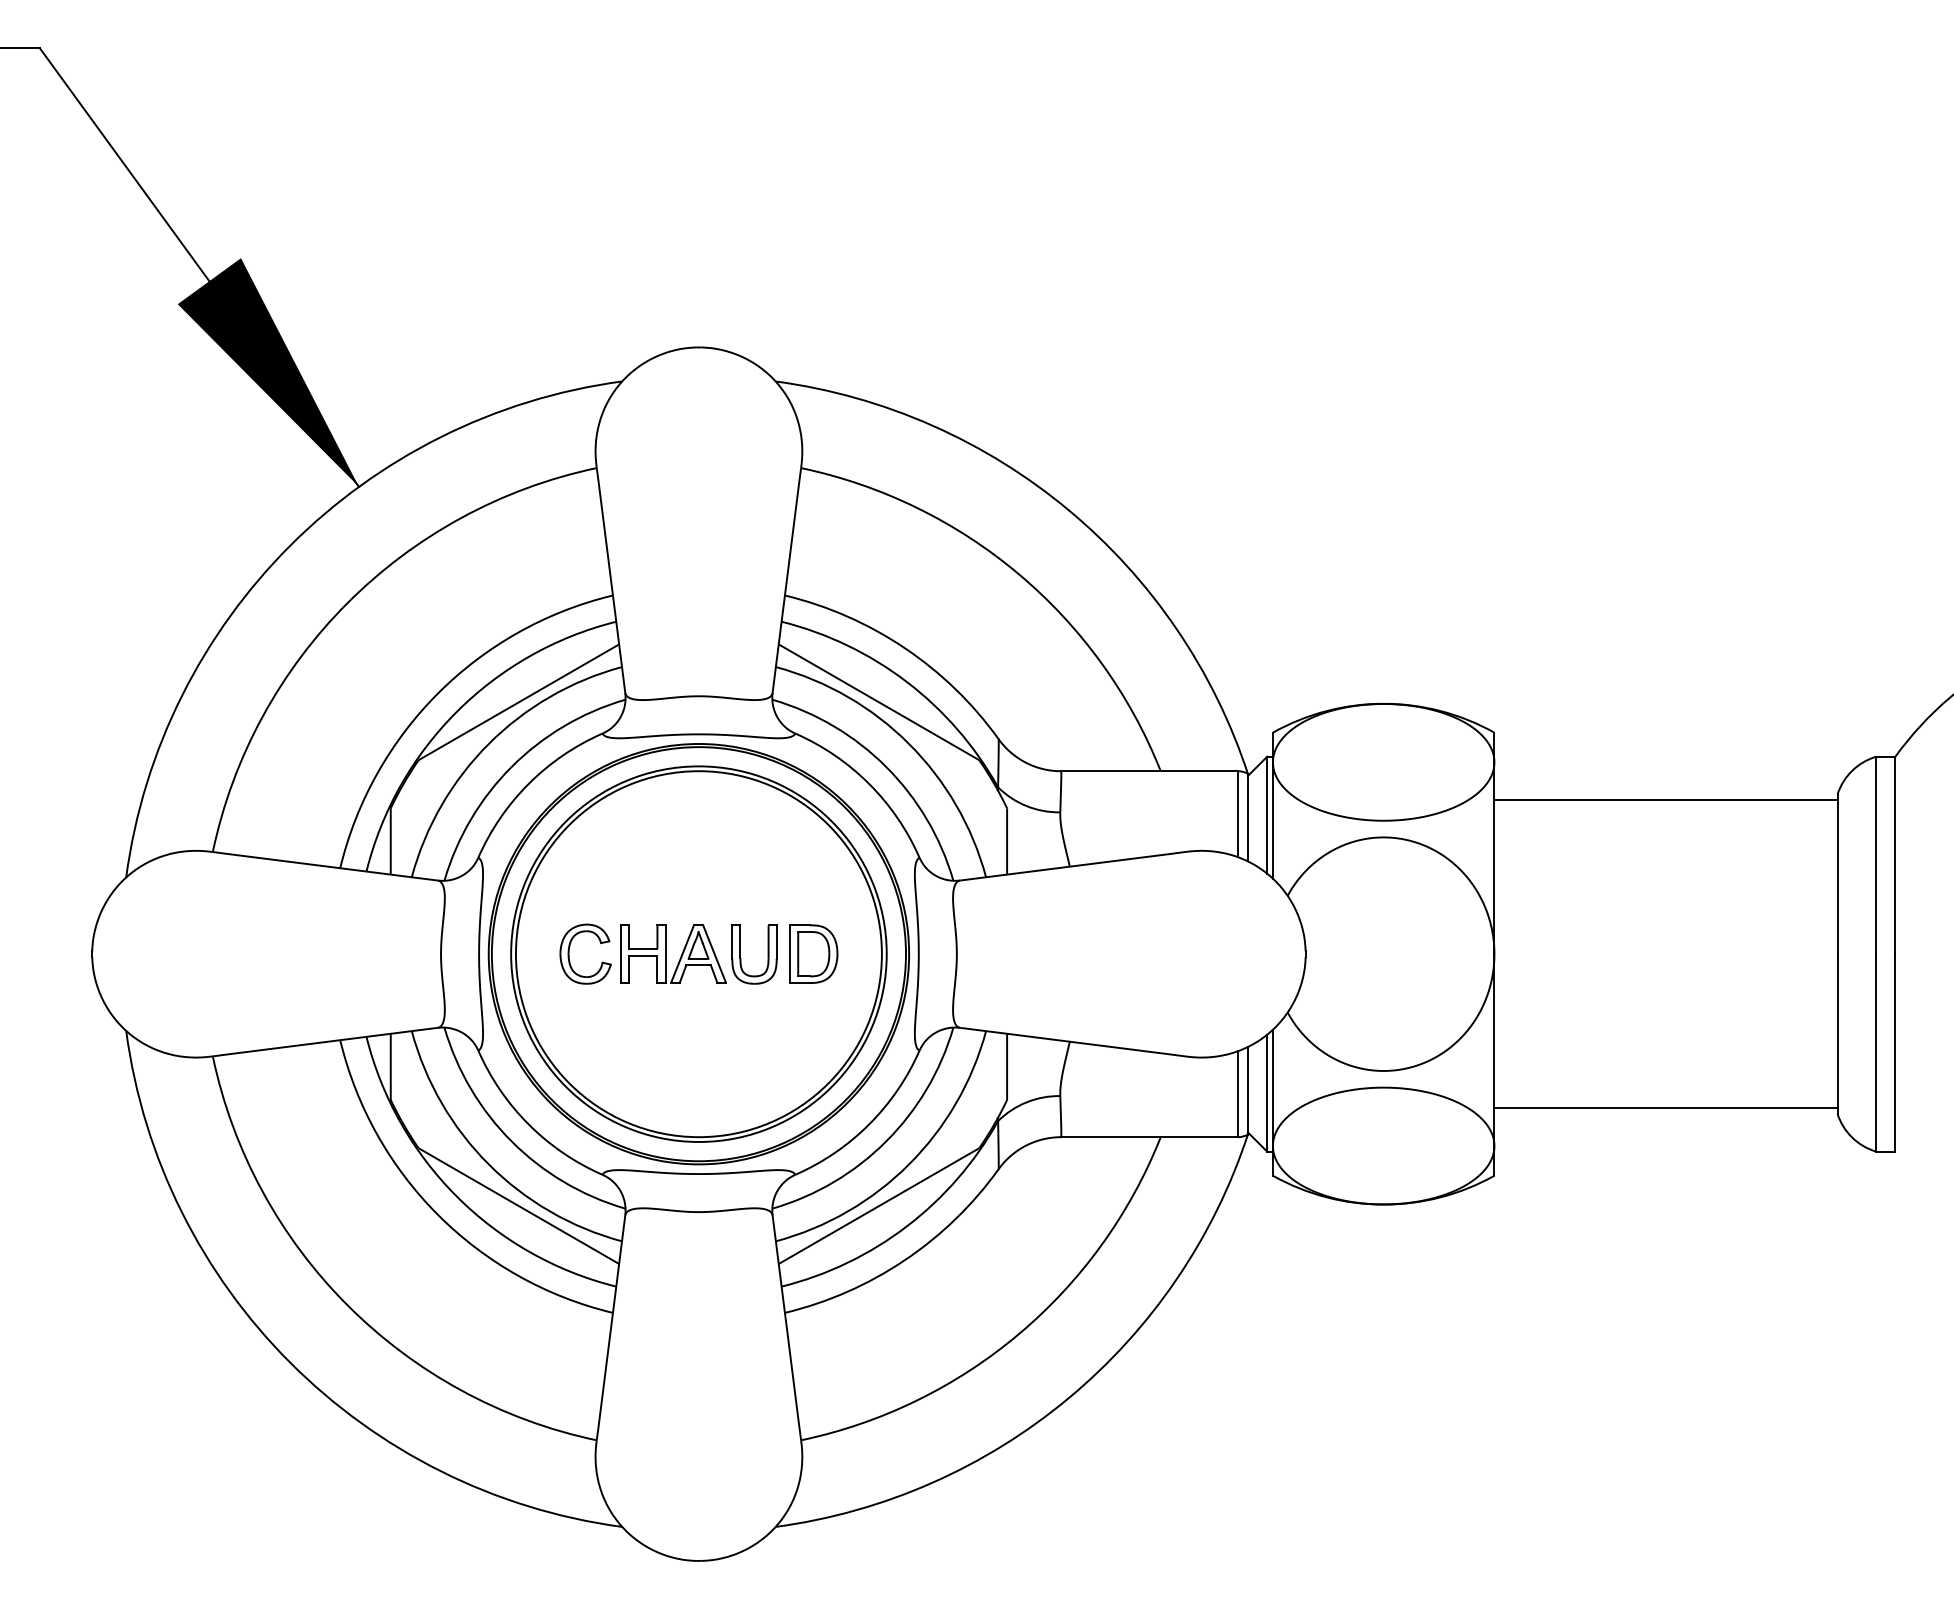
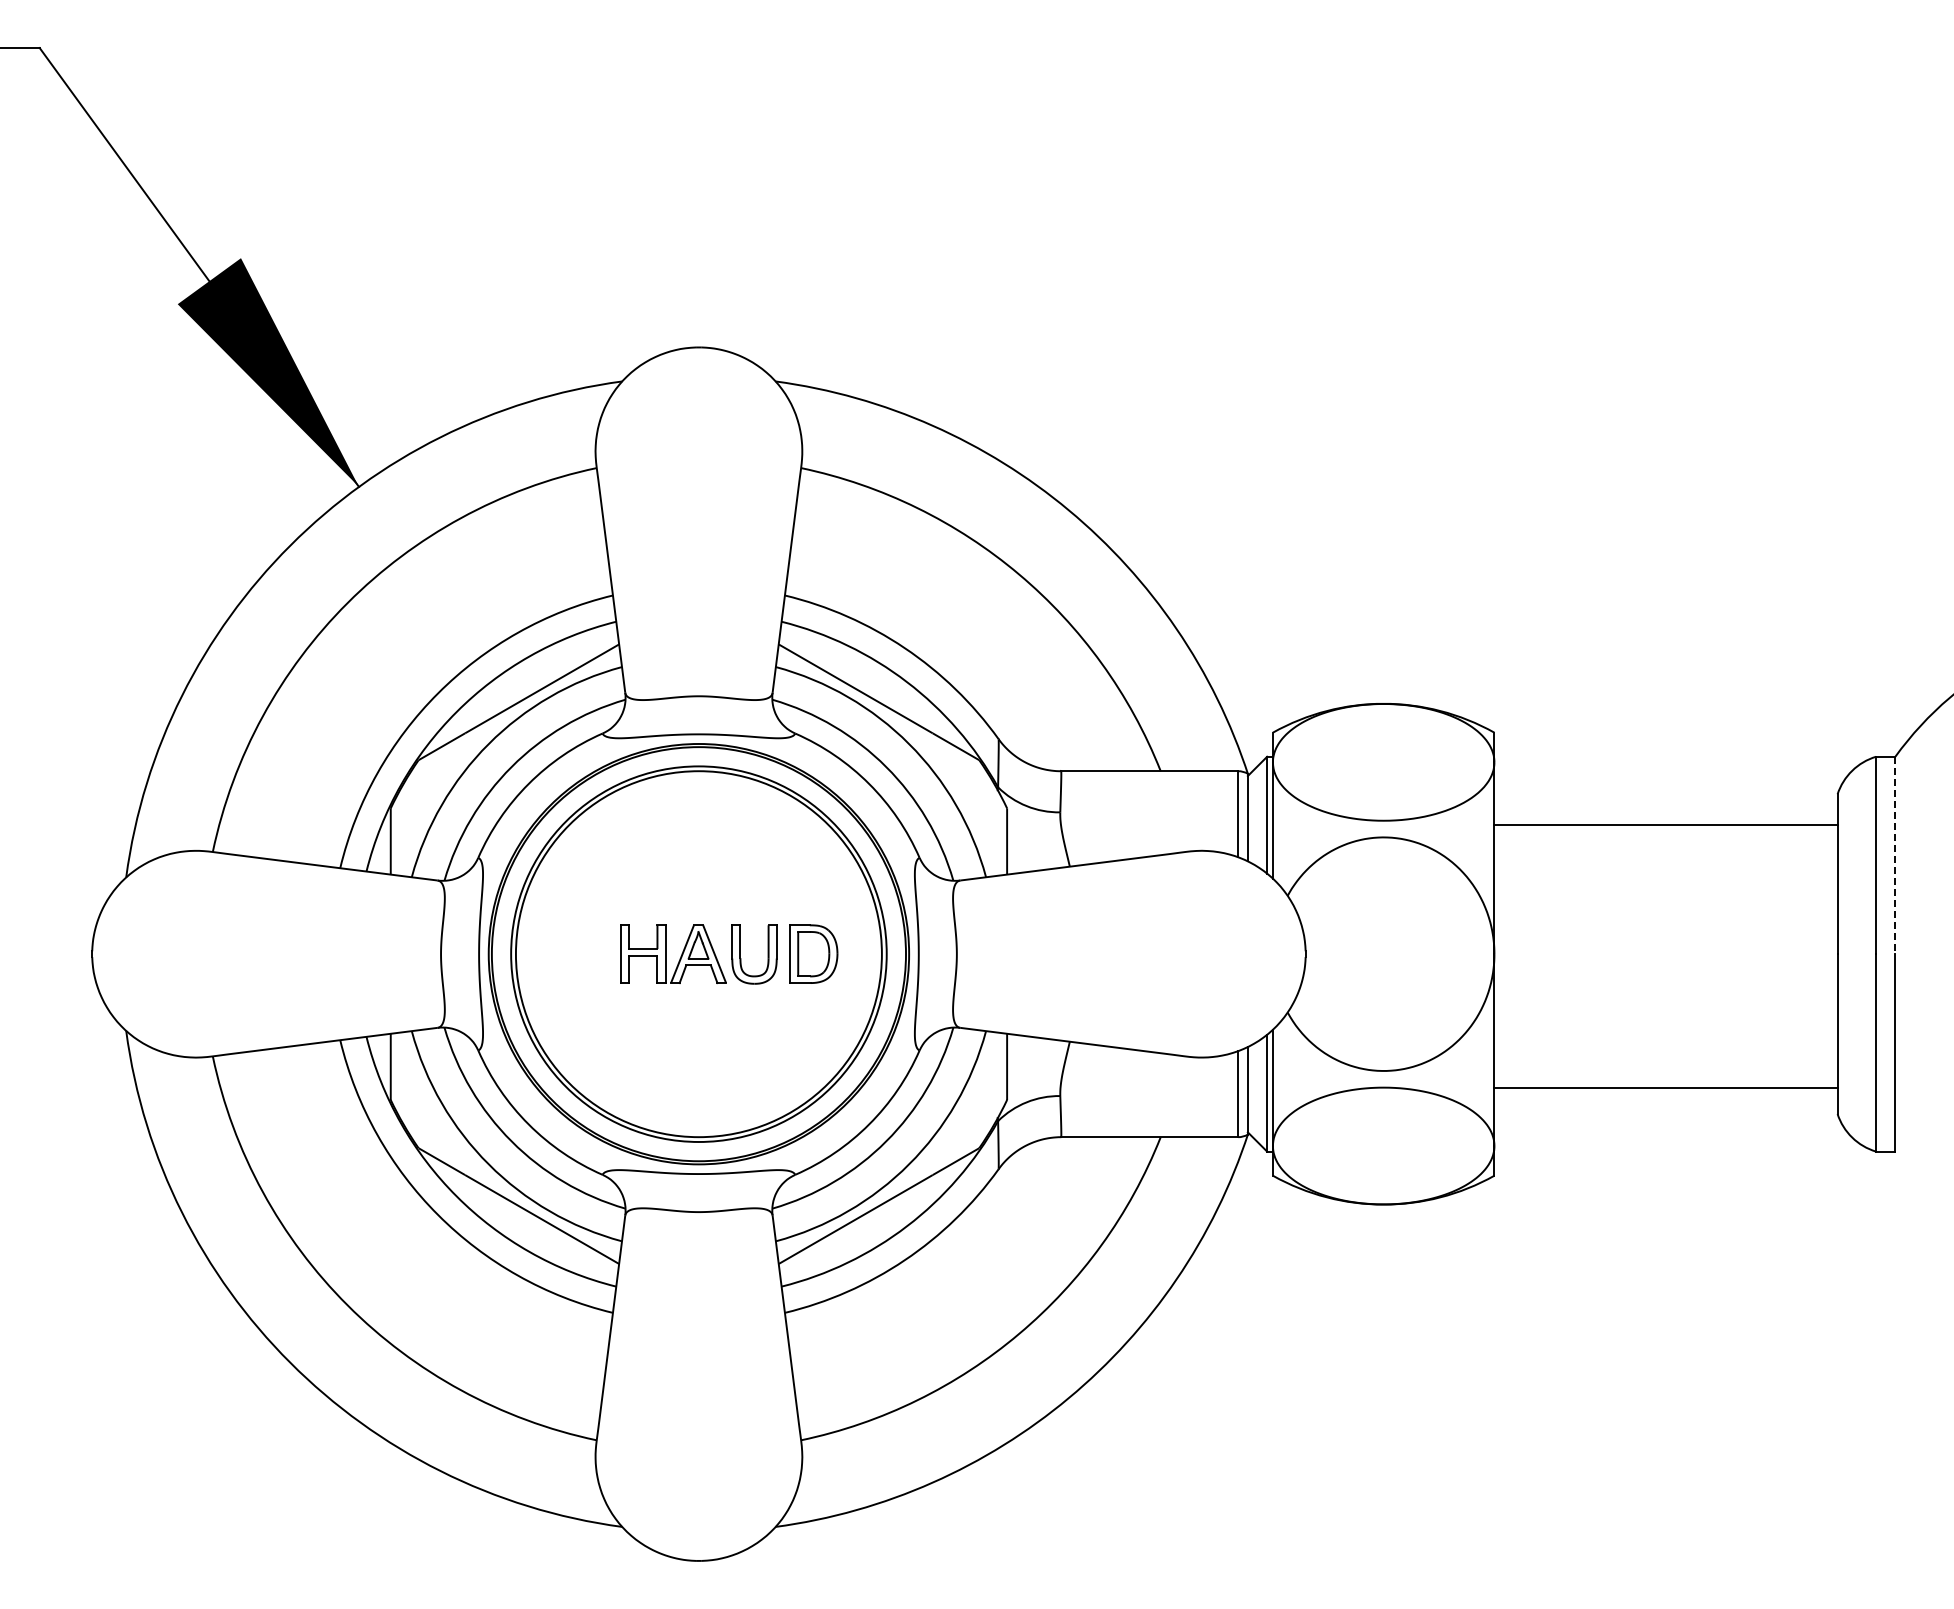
line position: (1665, 800) -> (1665, 825) (1665, 825)
line: solid -> dashed (1895, 855)
part: present -> none (569, 953)
line position: (1665, 1108) -> (1665, 1088) (1665, 1088)
